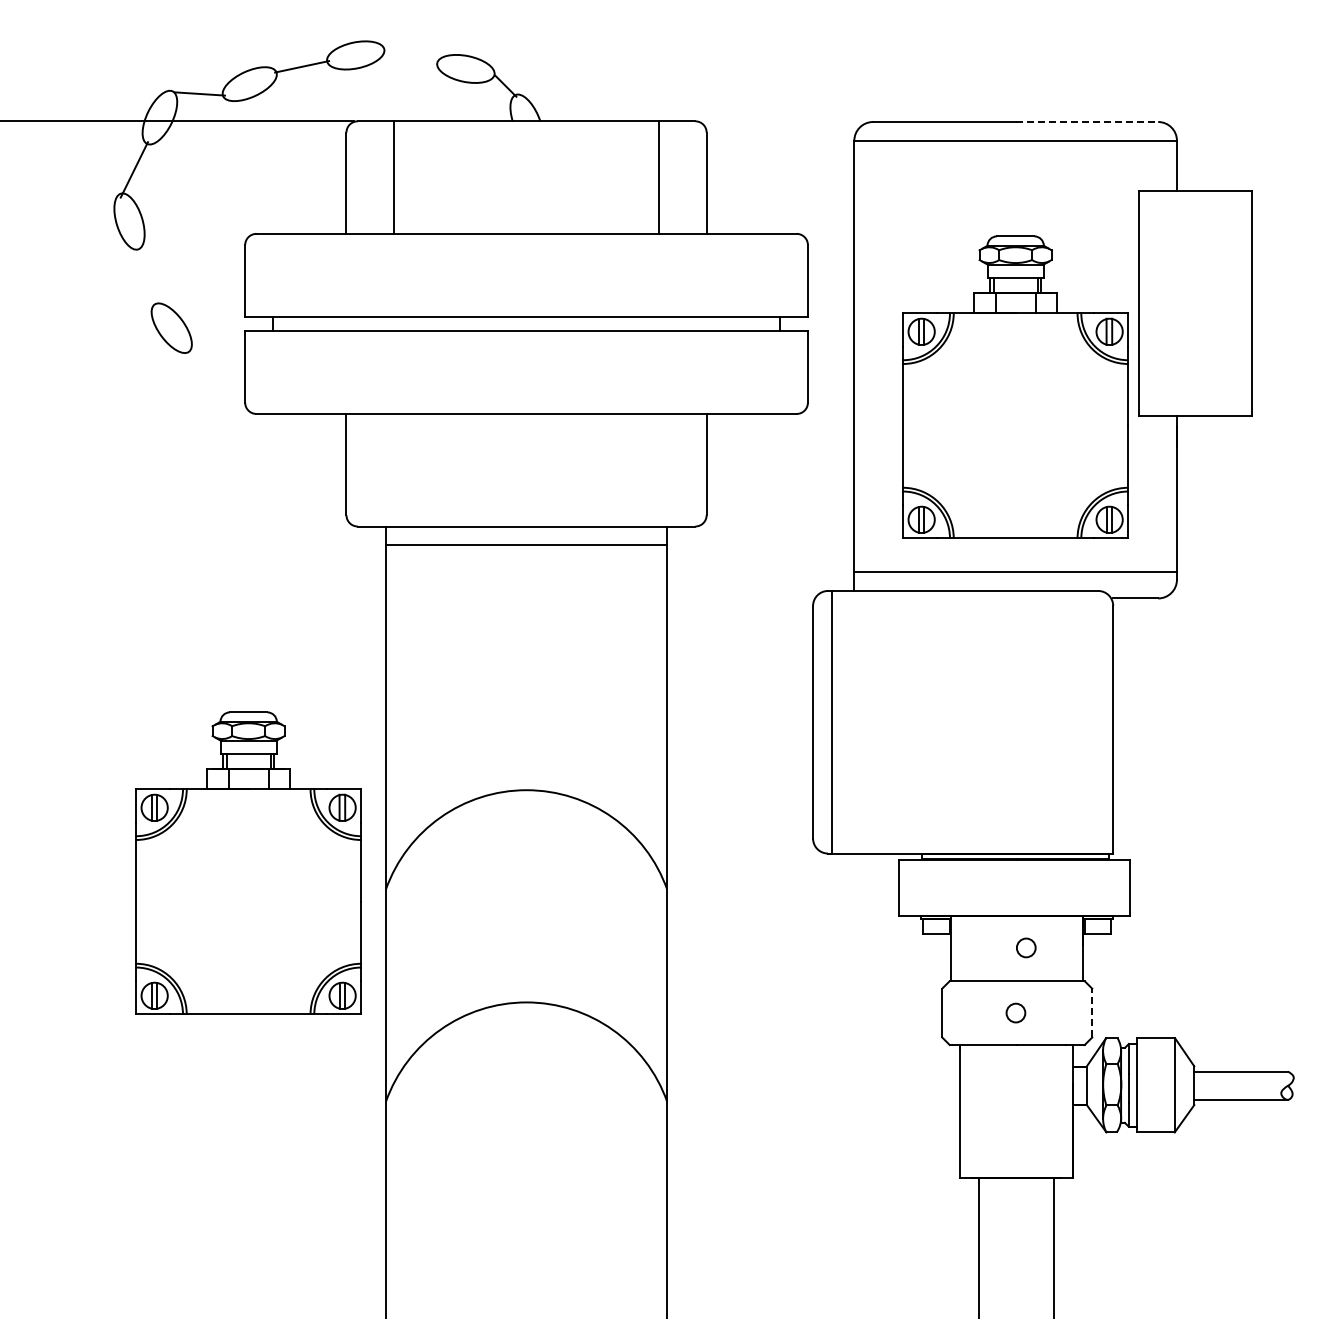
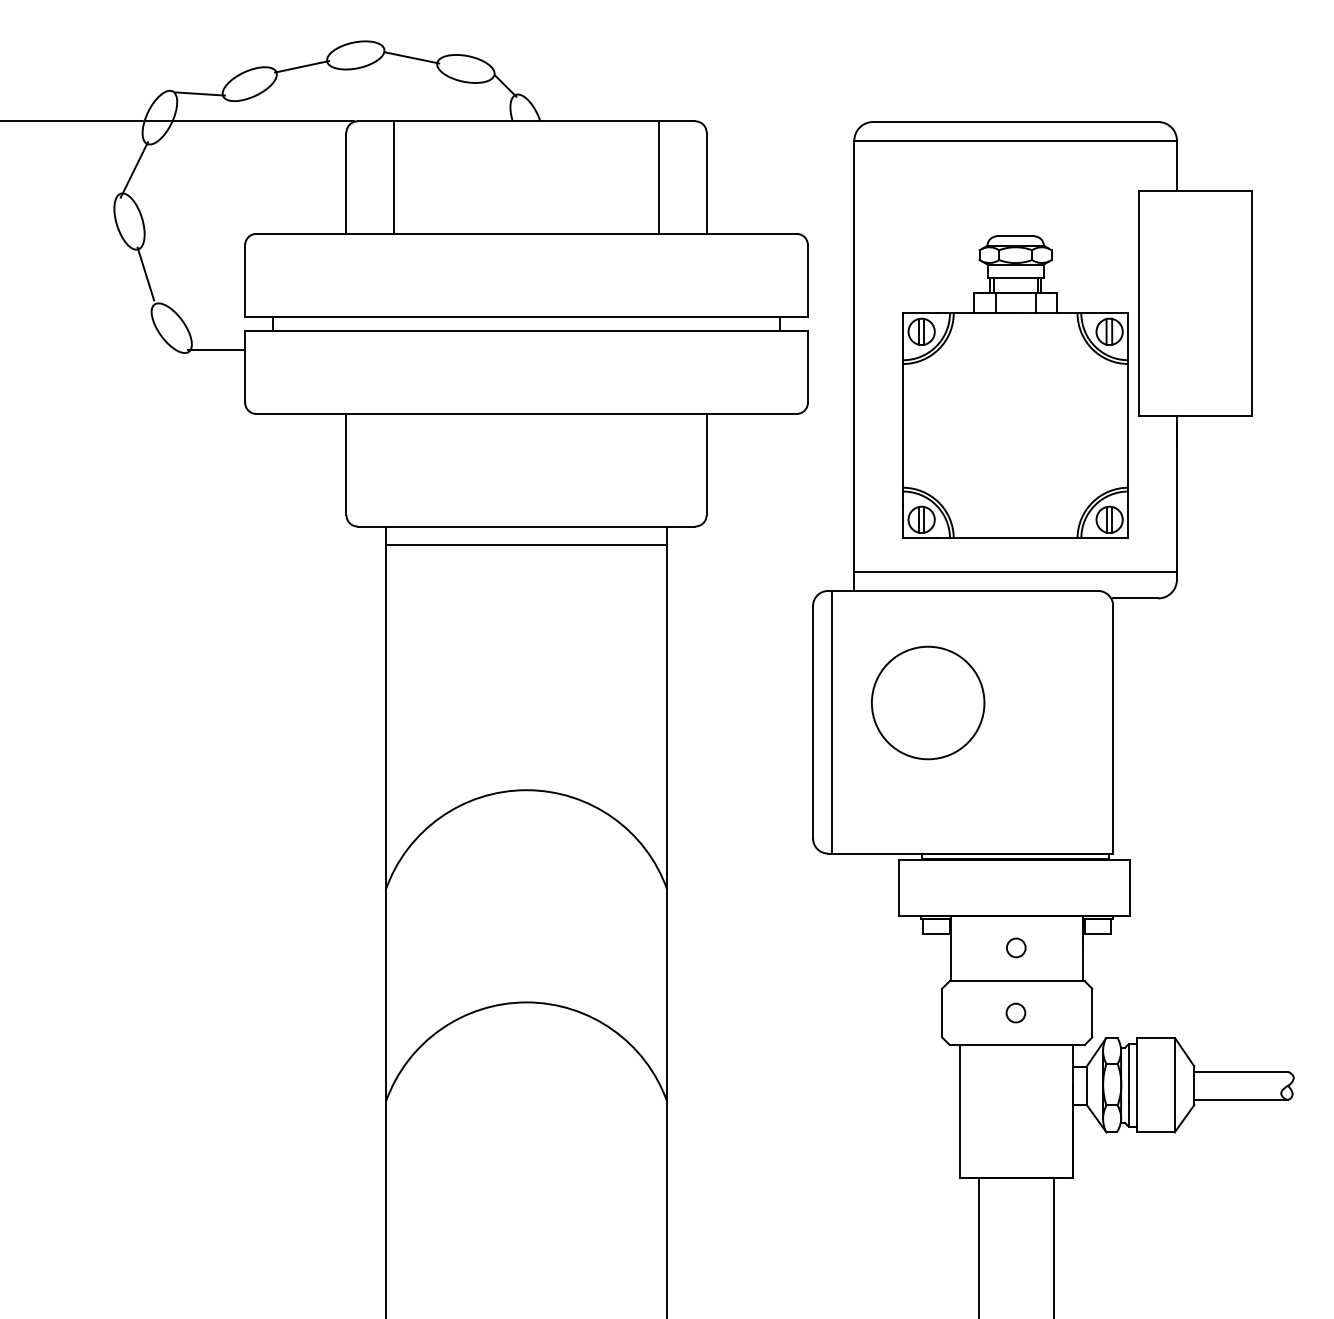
line: none -> present (412, 57)
line: dashed -> solid (1087, 122)
line: none -> present (145, 273)
line: none -> present (214, 350)
circle: none -> present (928, 702)
part: present -> none (248, 862)
circle position: (1026, 947) -> (1016, 947) (1016, 947)
line: dashed -> solid (1092, 1012)
